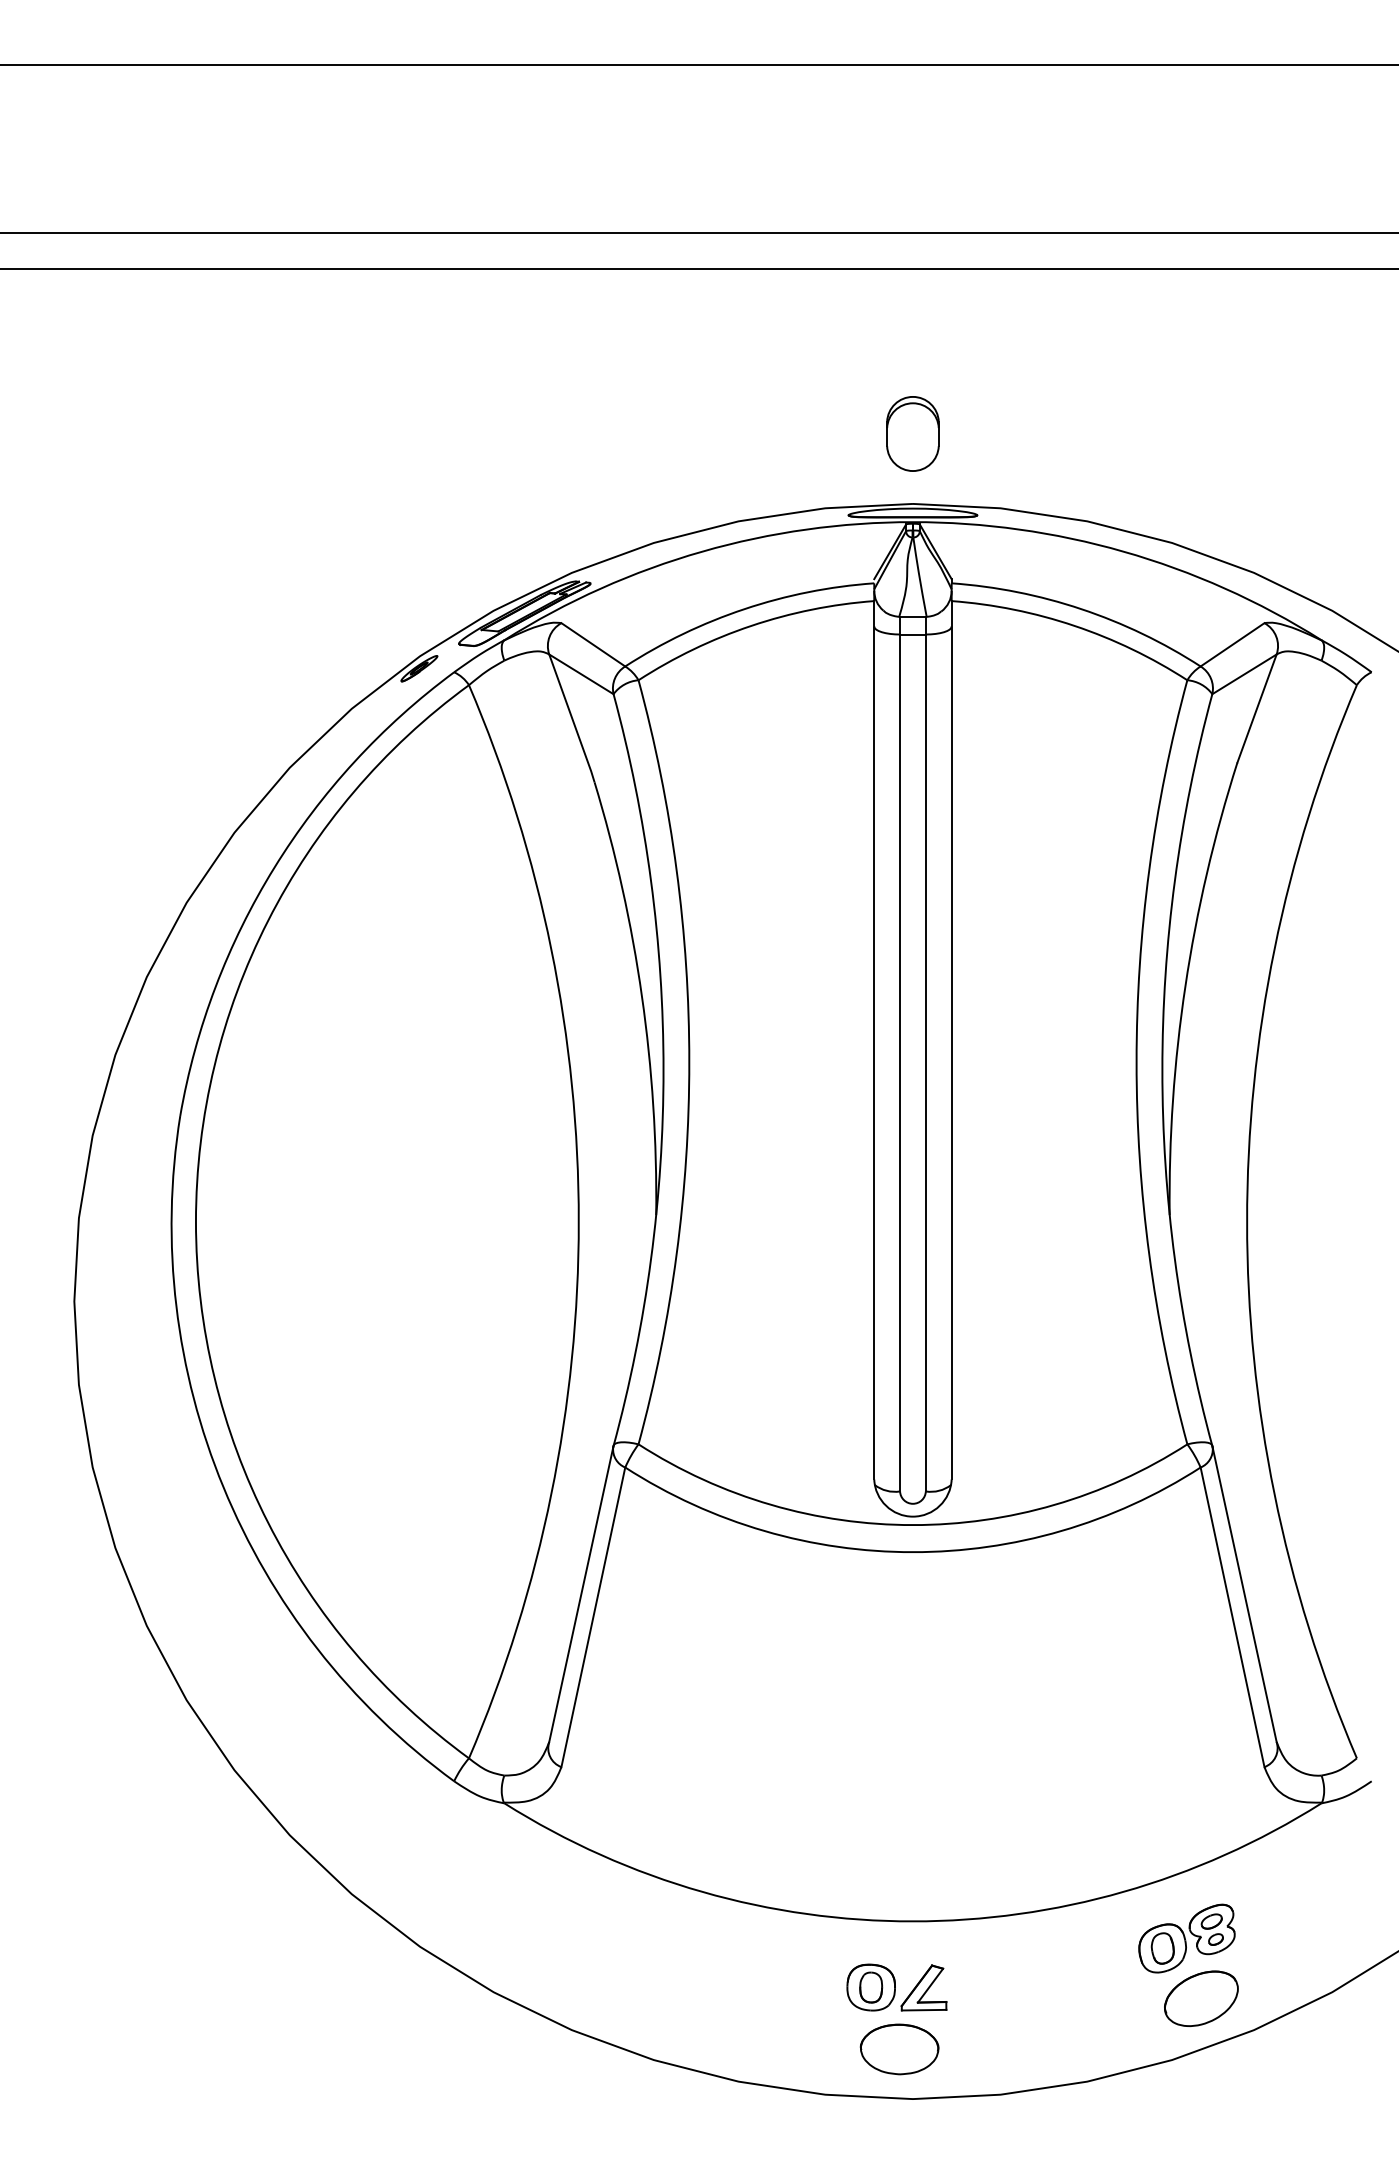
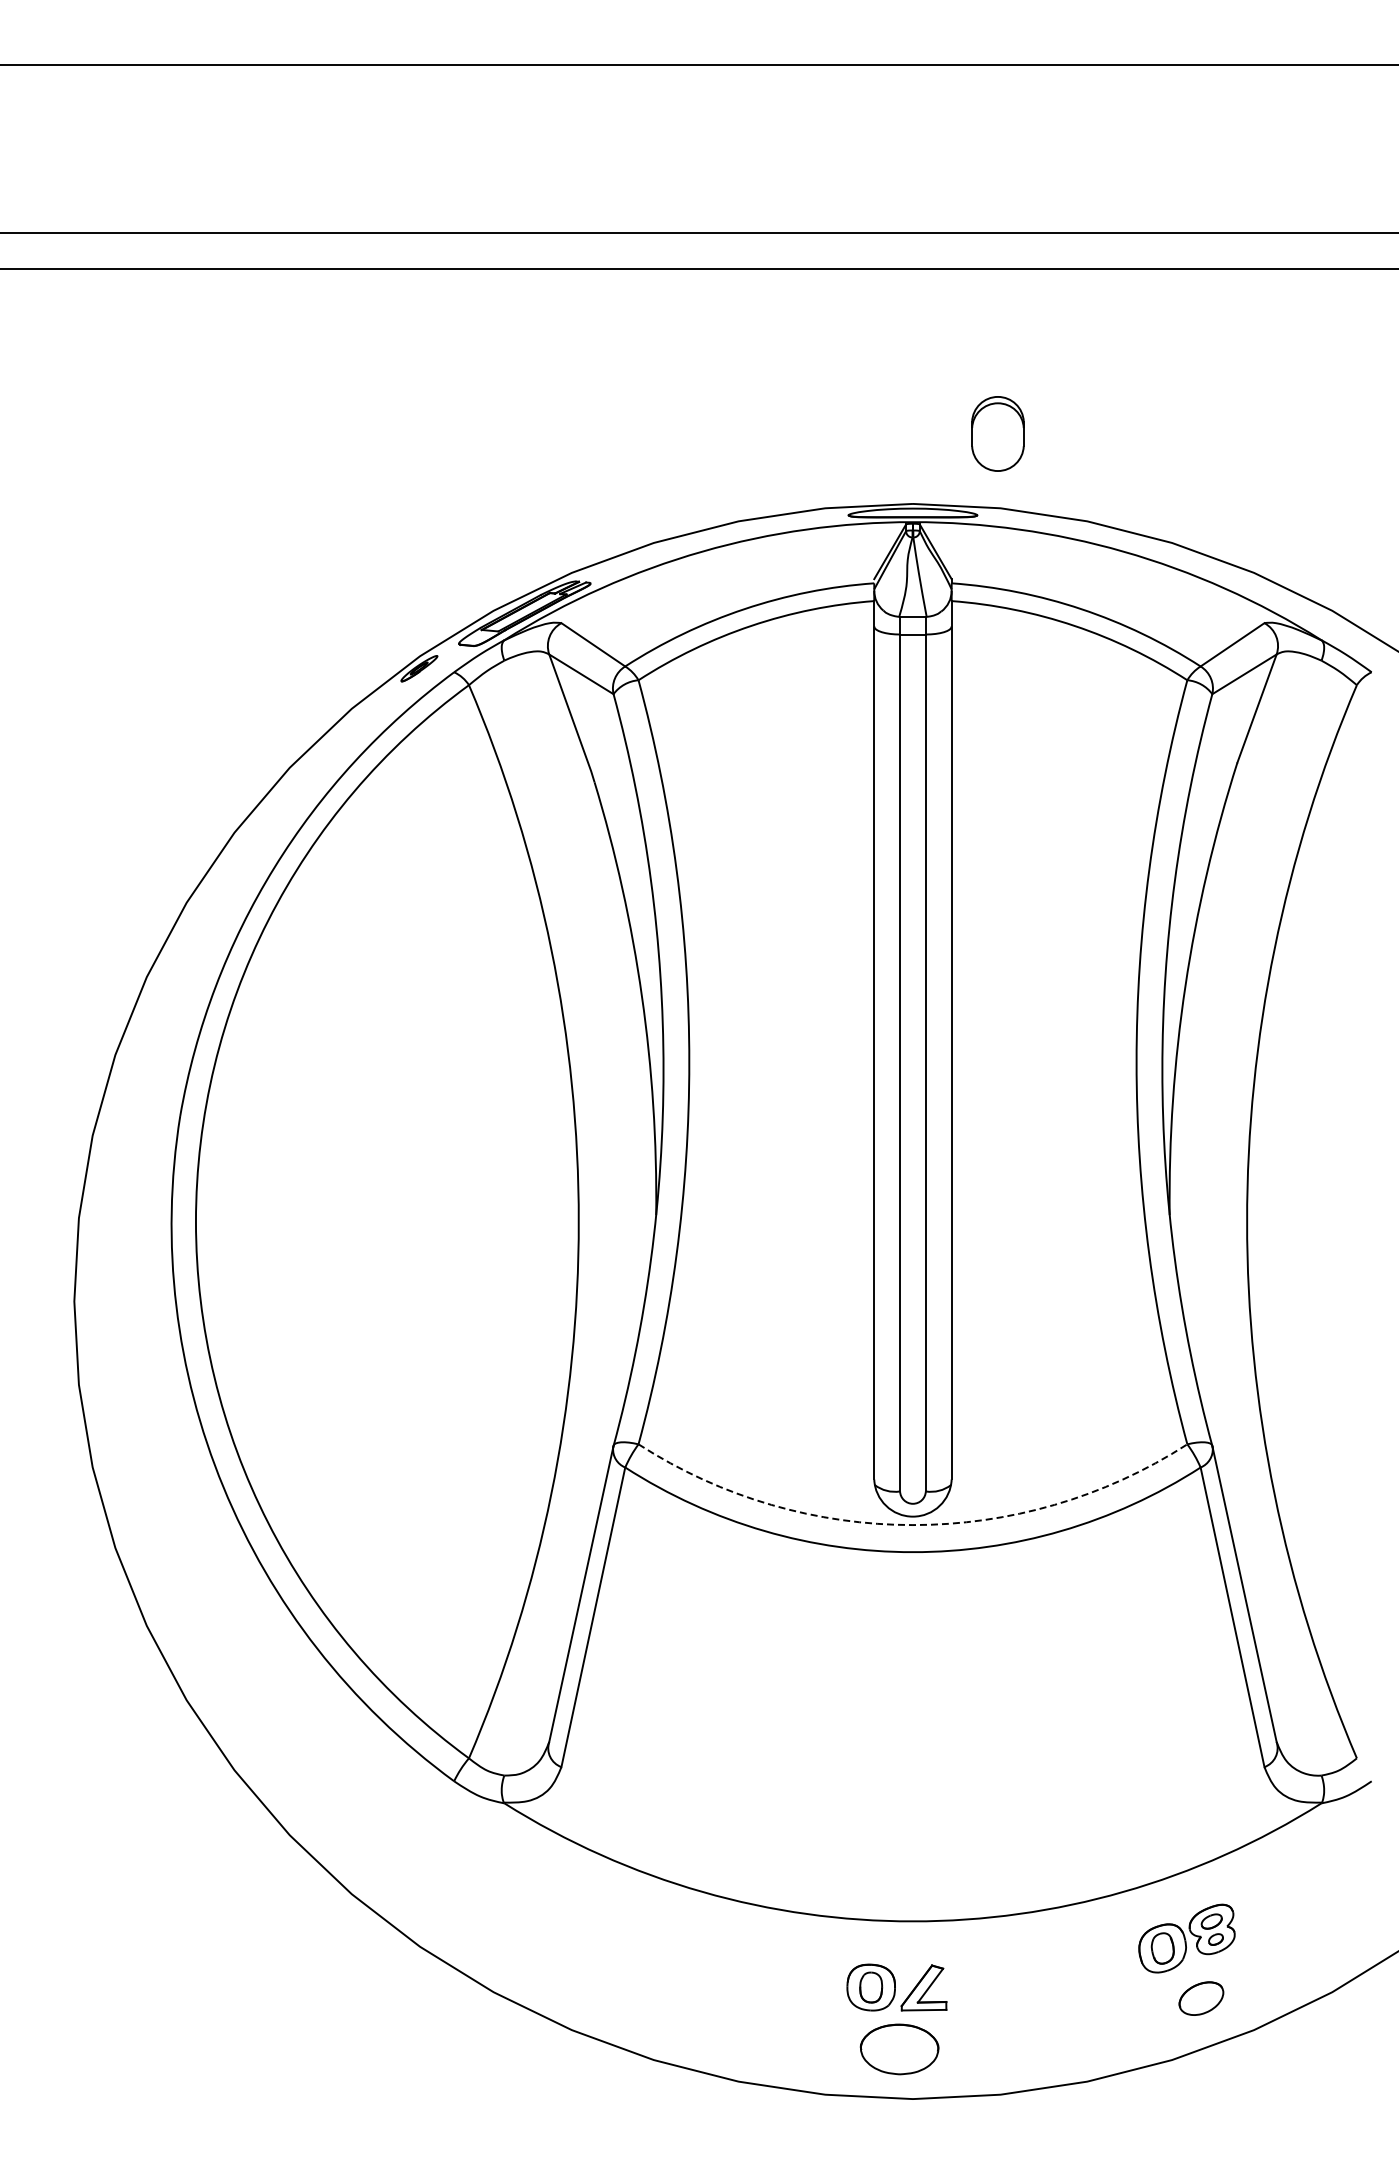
part position: (912, 433) -> (997, 433) (997, 433)
arc: solid -> dashed (912, 1525)
part size: 75x57 px -> 47x35 px (1201, 1998)
